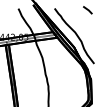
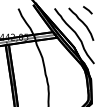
curve: none -> present (81, 22)
